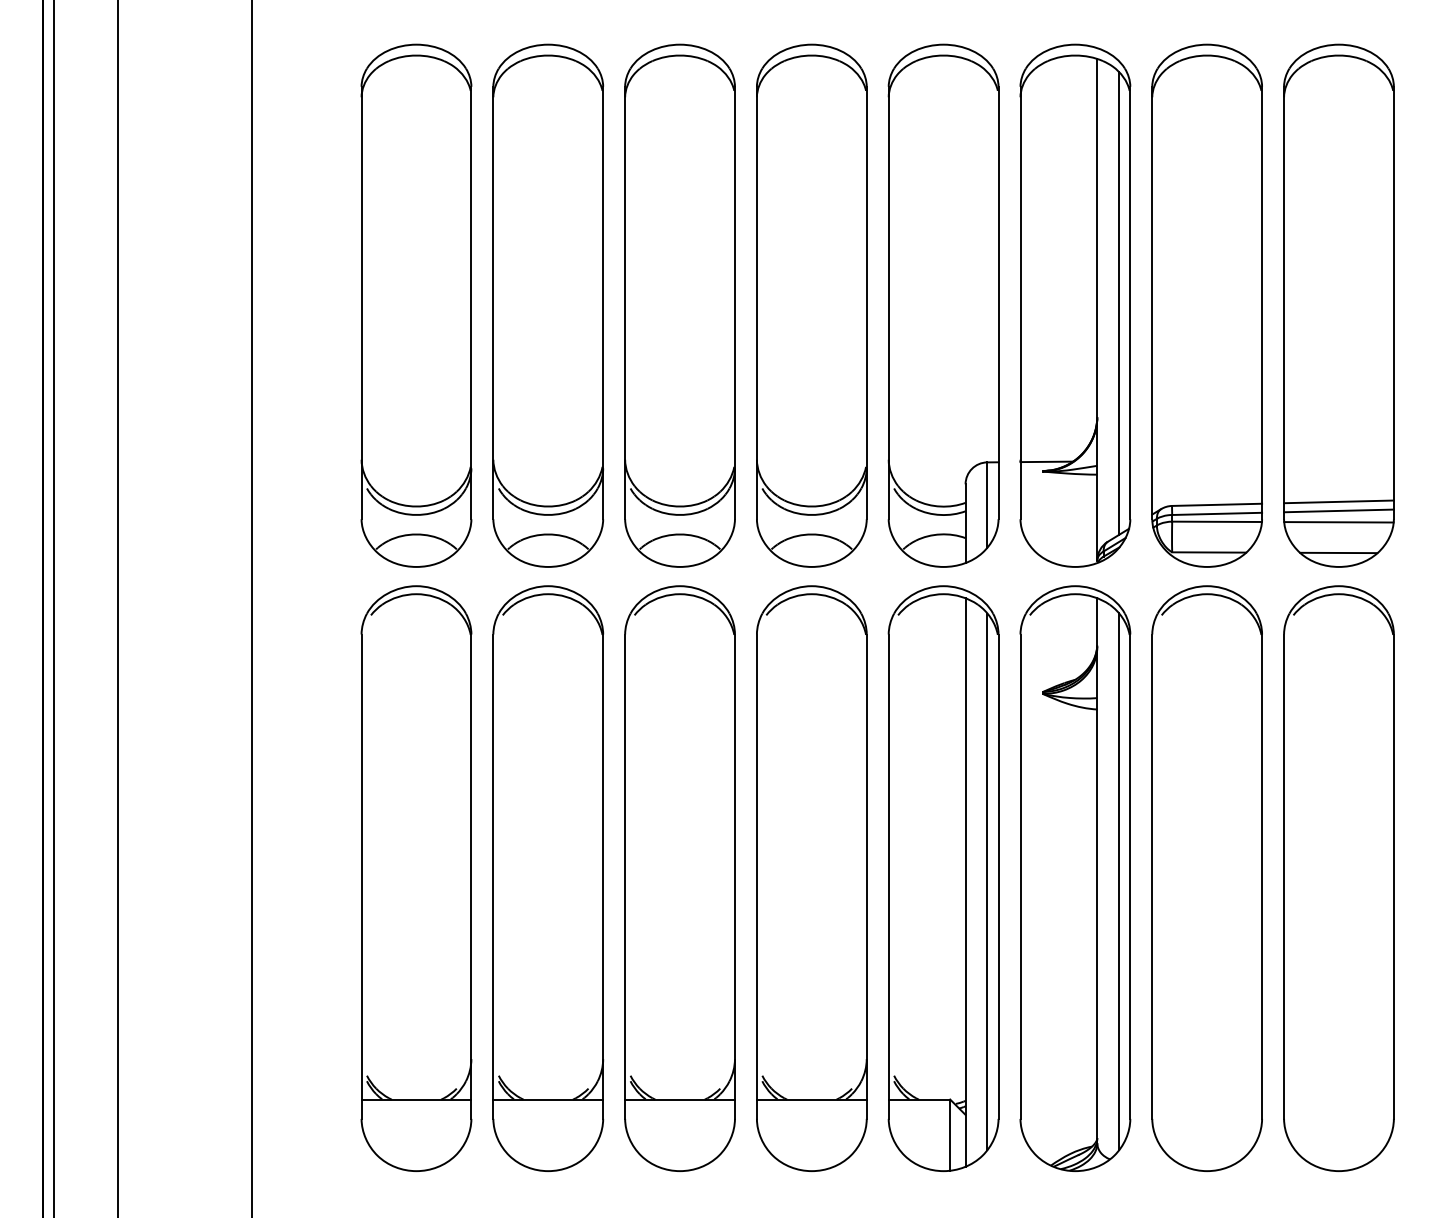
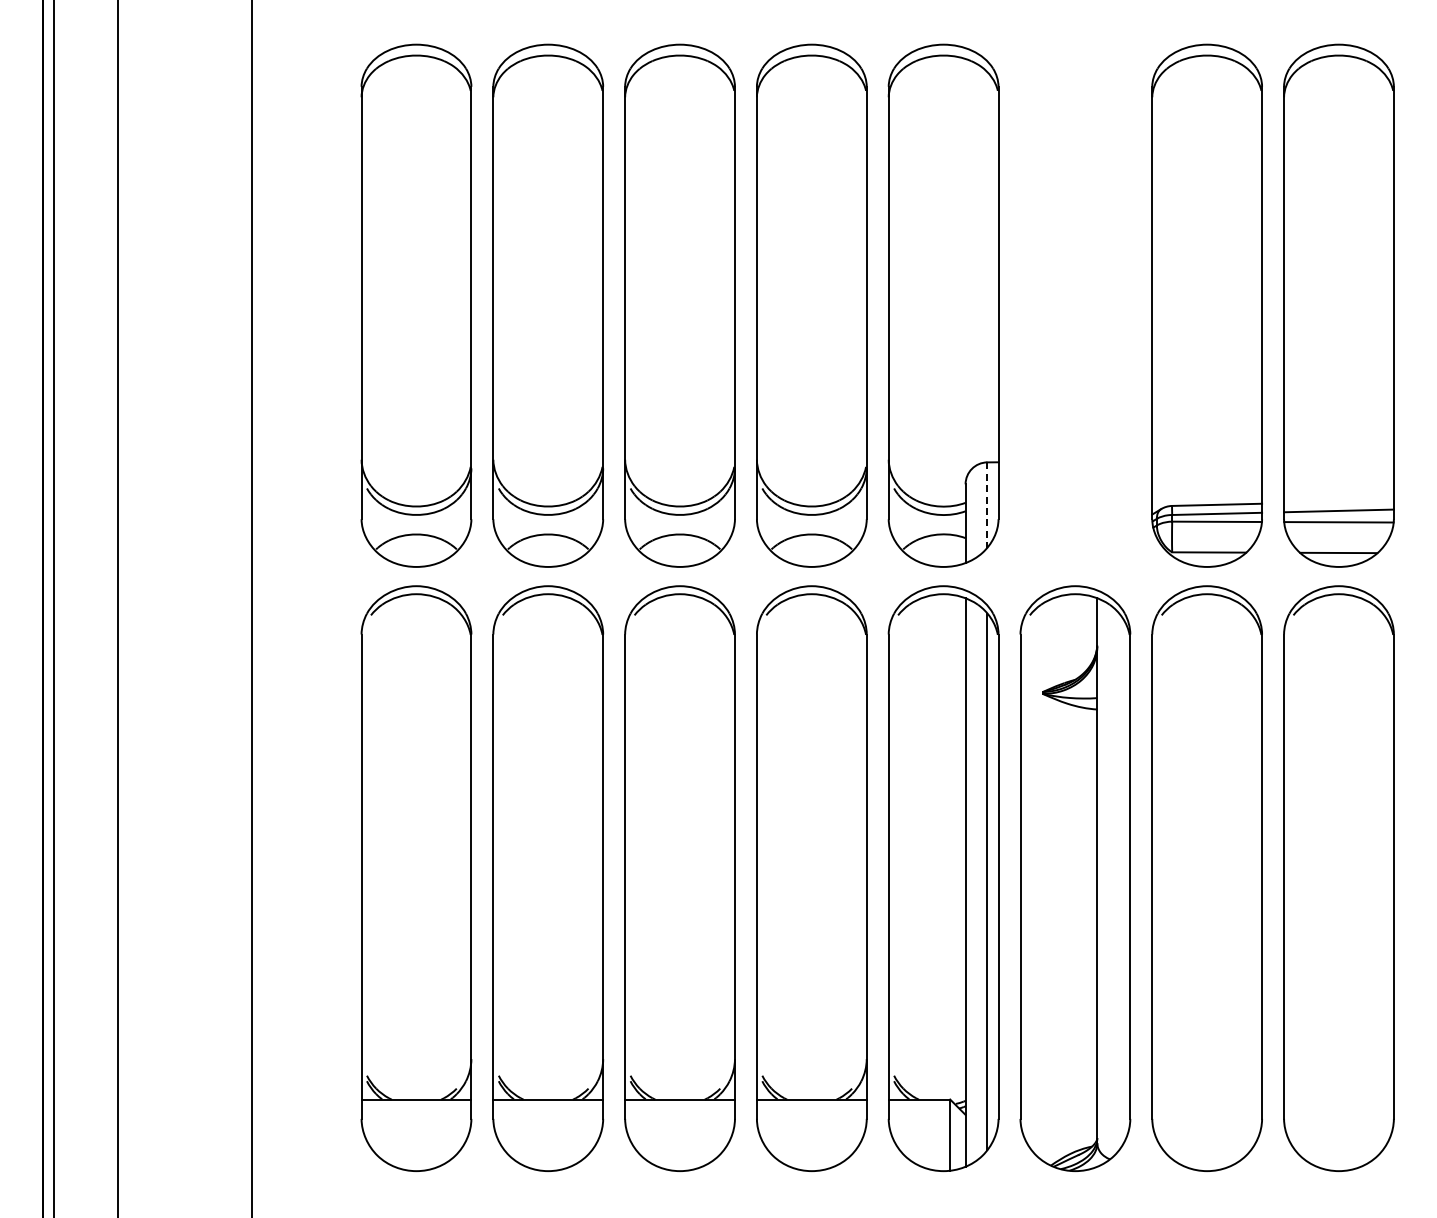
part: present -> none (1075, 305)
line: present -> none (1338, 501)
line: solid -> dashed (987, 505)
line: present -> none (1118, 881)
